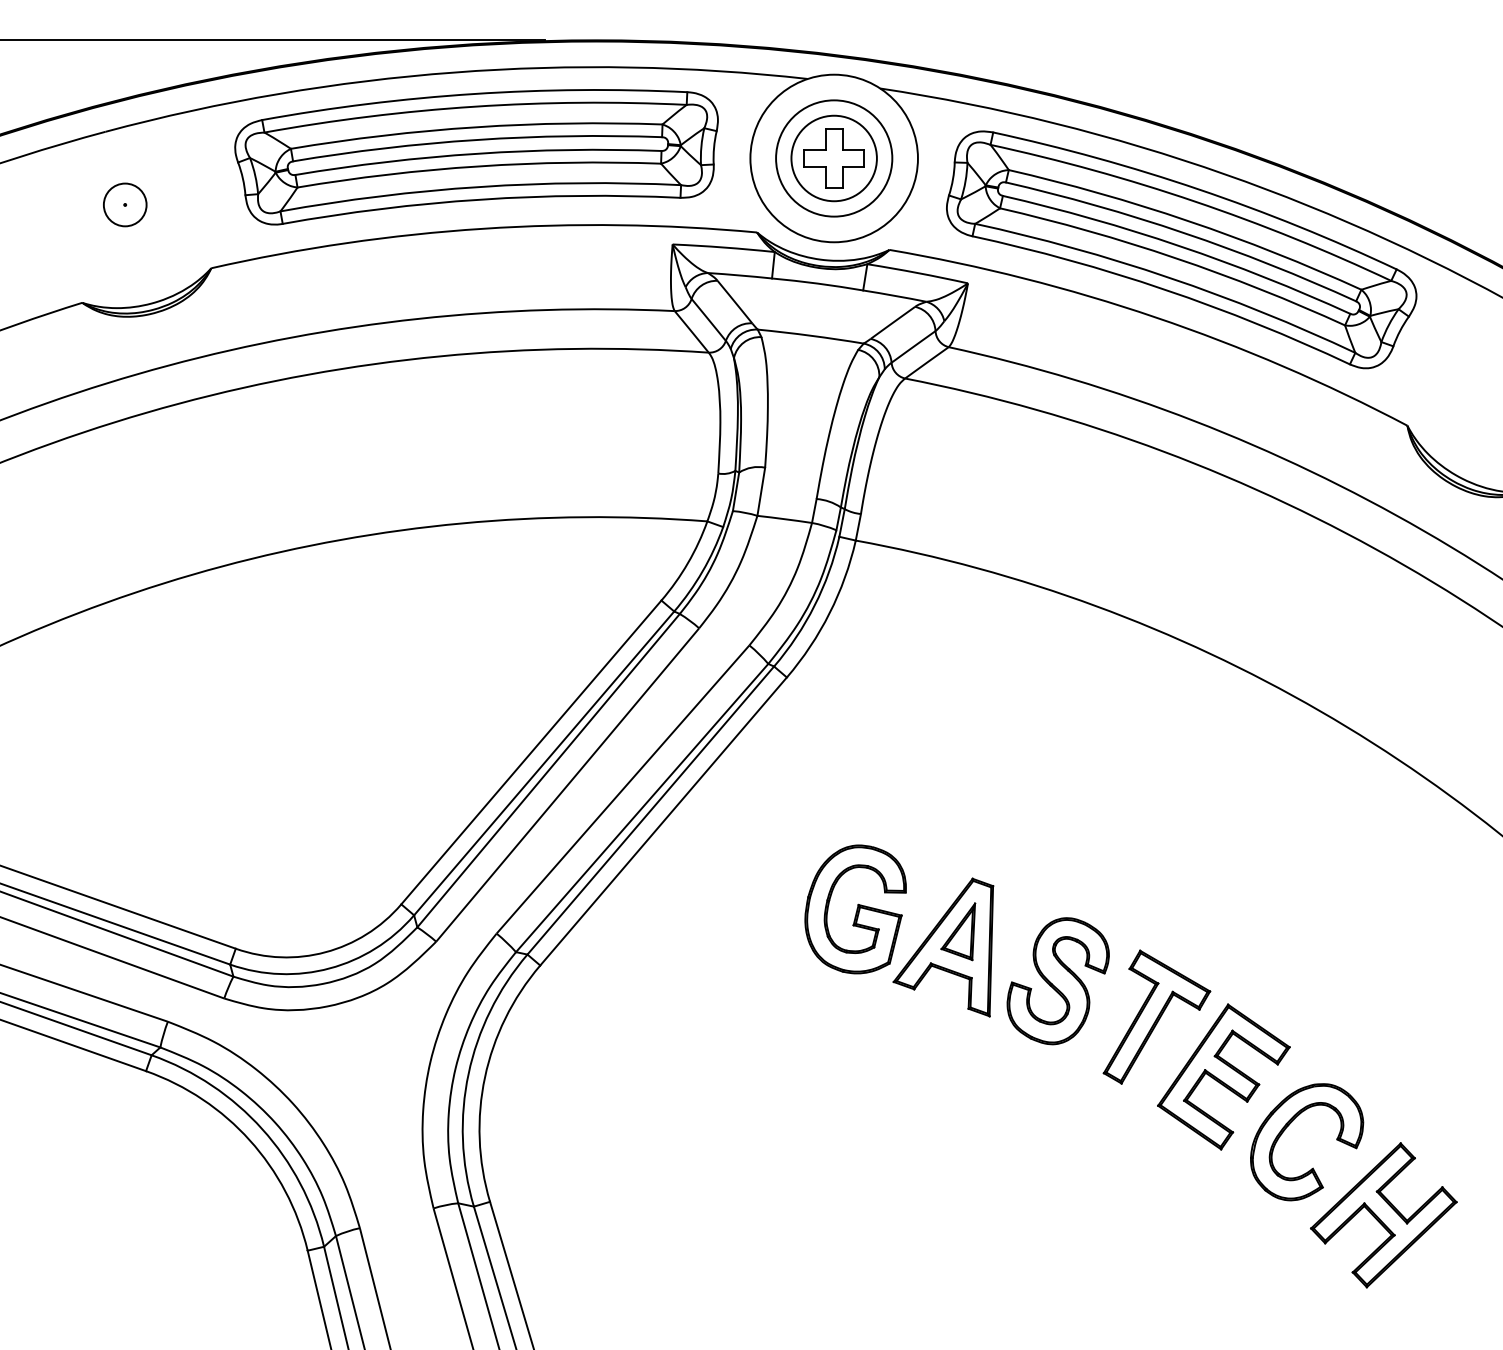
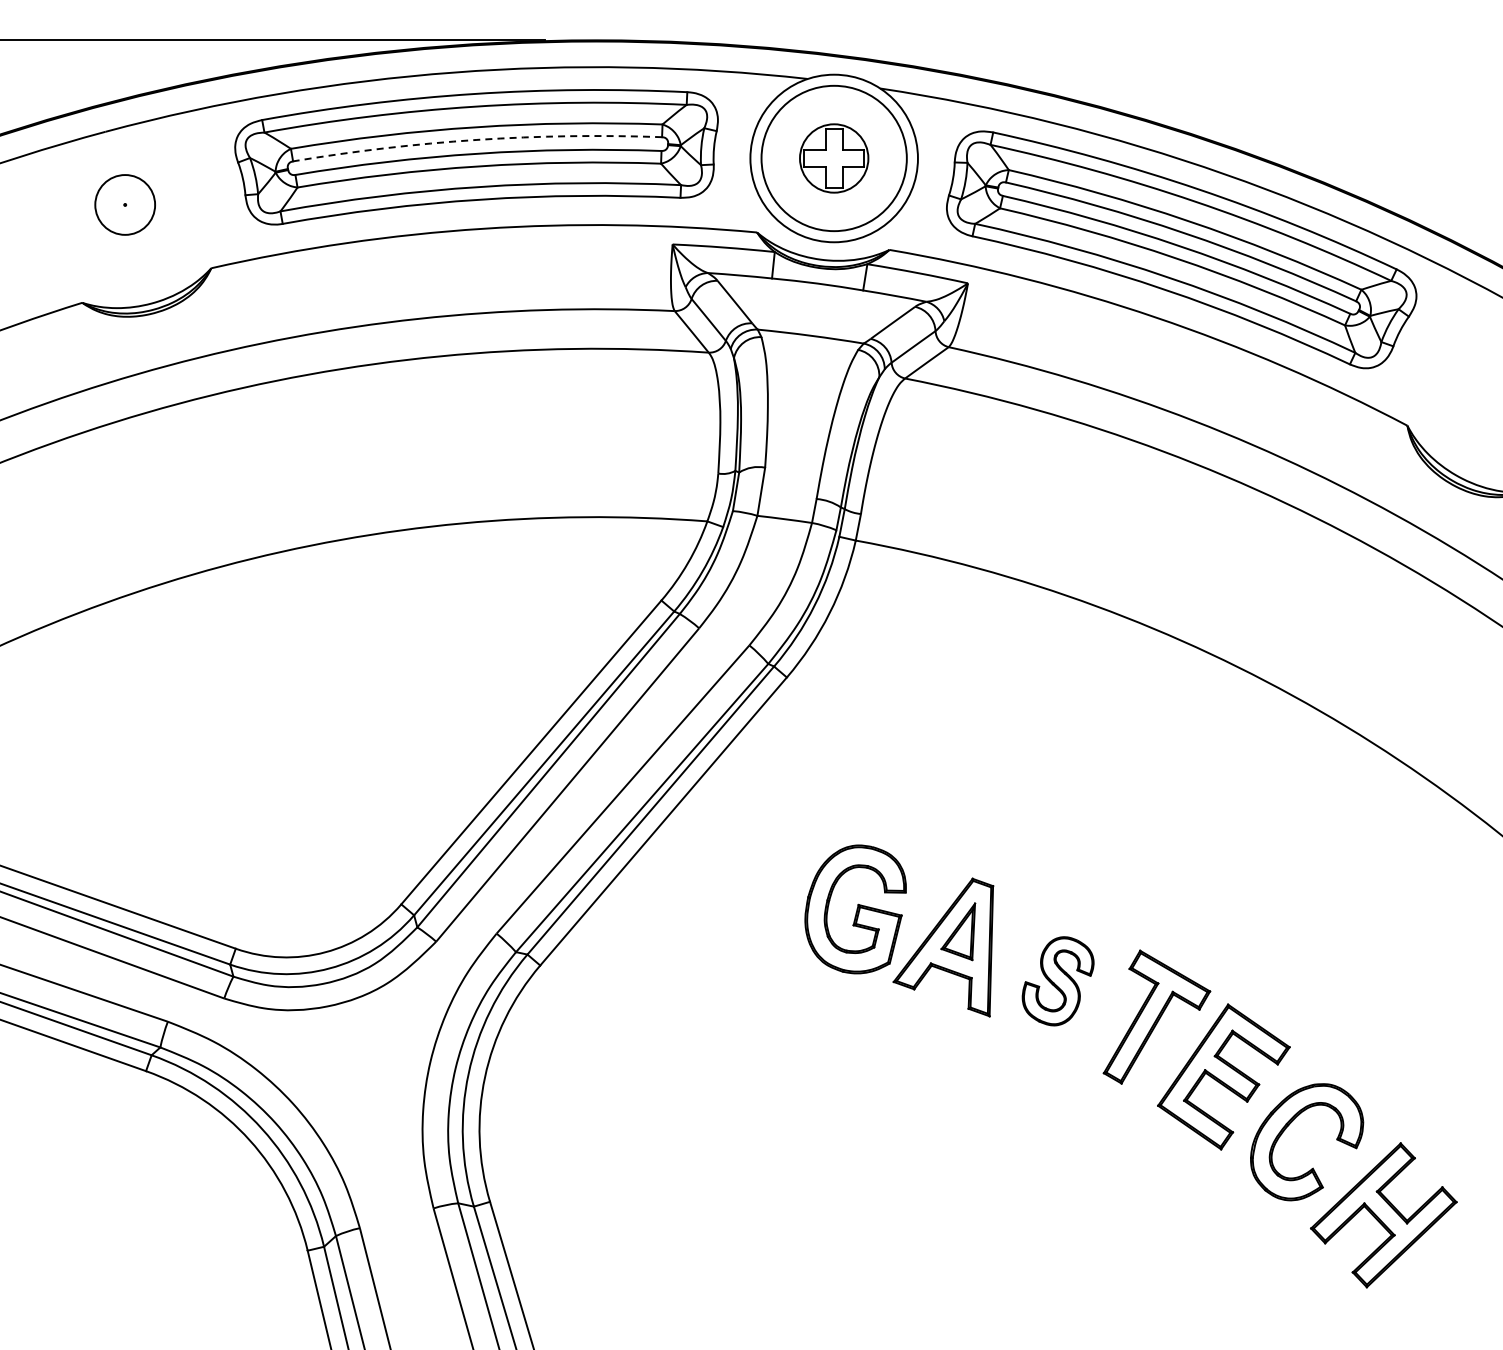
arc: solid -> dashed (476, 139)
circle diameter: 85 px -> 68 px (834, 158)
circle diameter: 116 px -> 145 px (833, 158)
circle diameter: 43 px -> 60 px (125, 204)
part size: 104x129 px -> 74x91 px (1057, 981)
